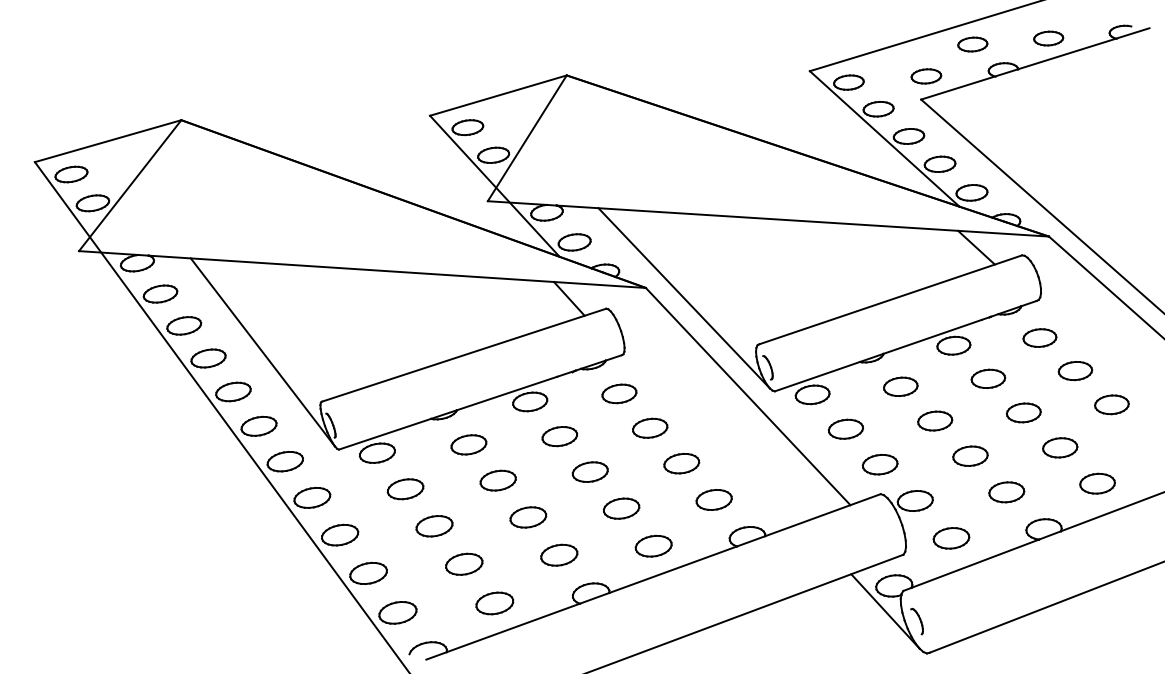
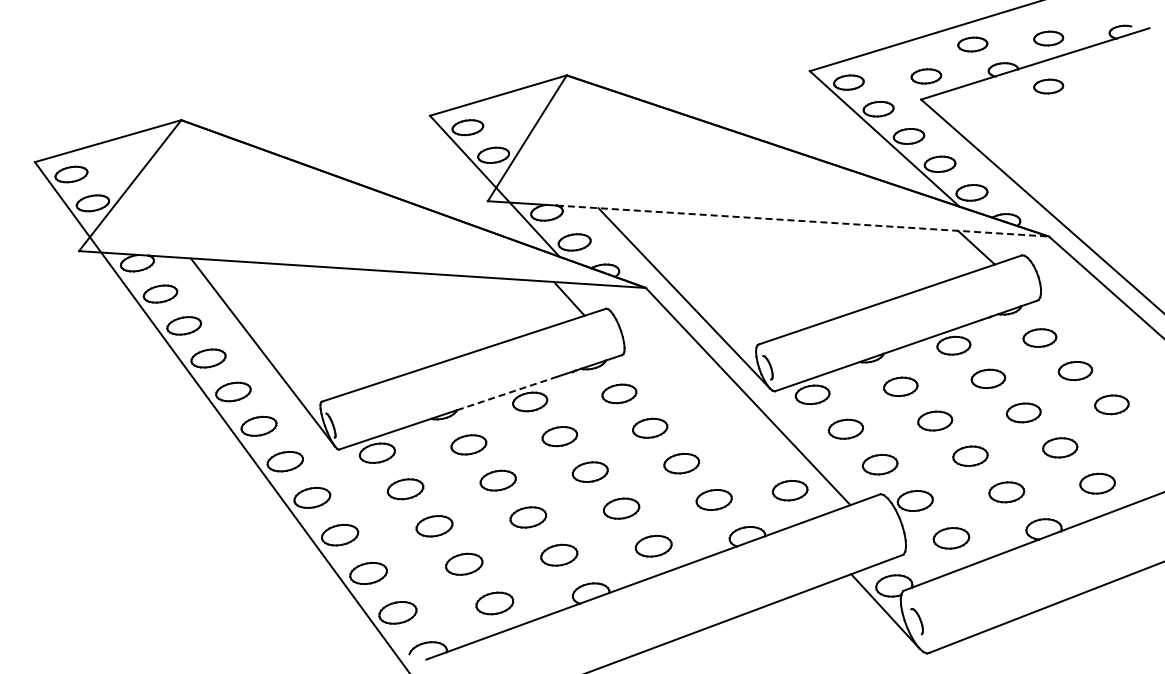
part: none -> present (1048, 86)
line: solid -> dashed (802, 221)
line: solid -> dashed (507, 393)
part: none -> present (789, 490)
